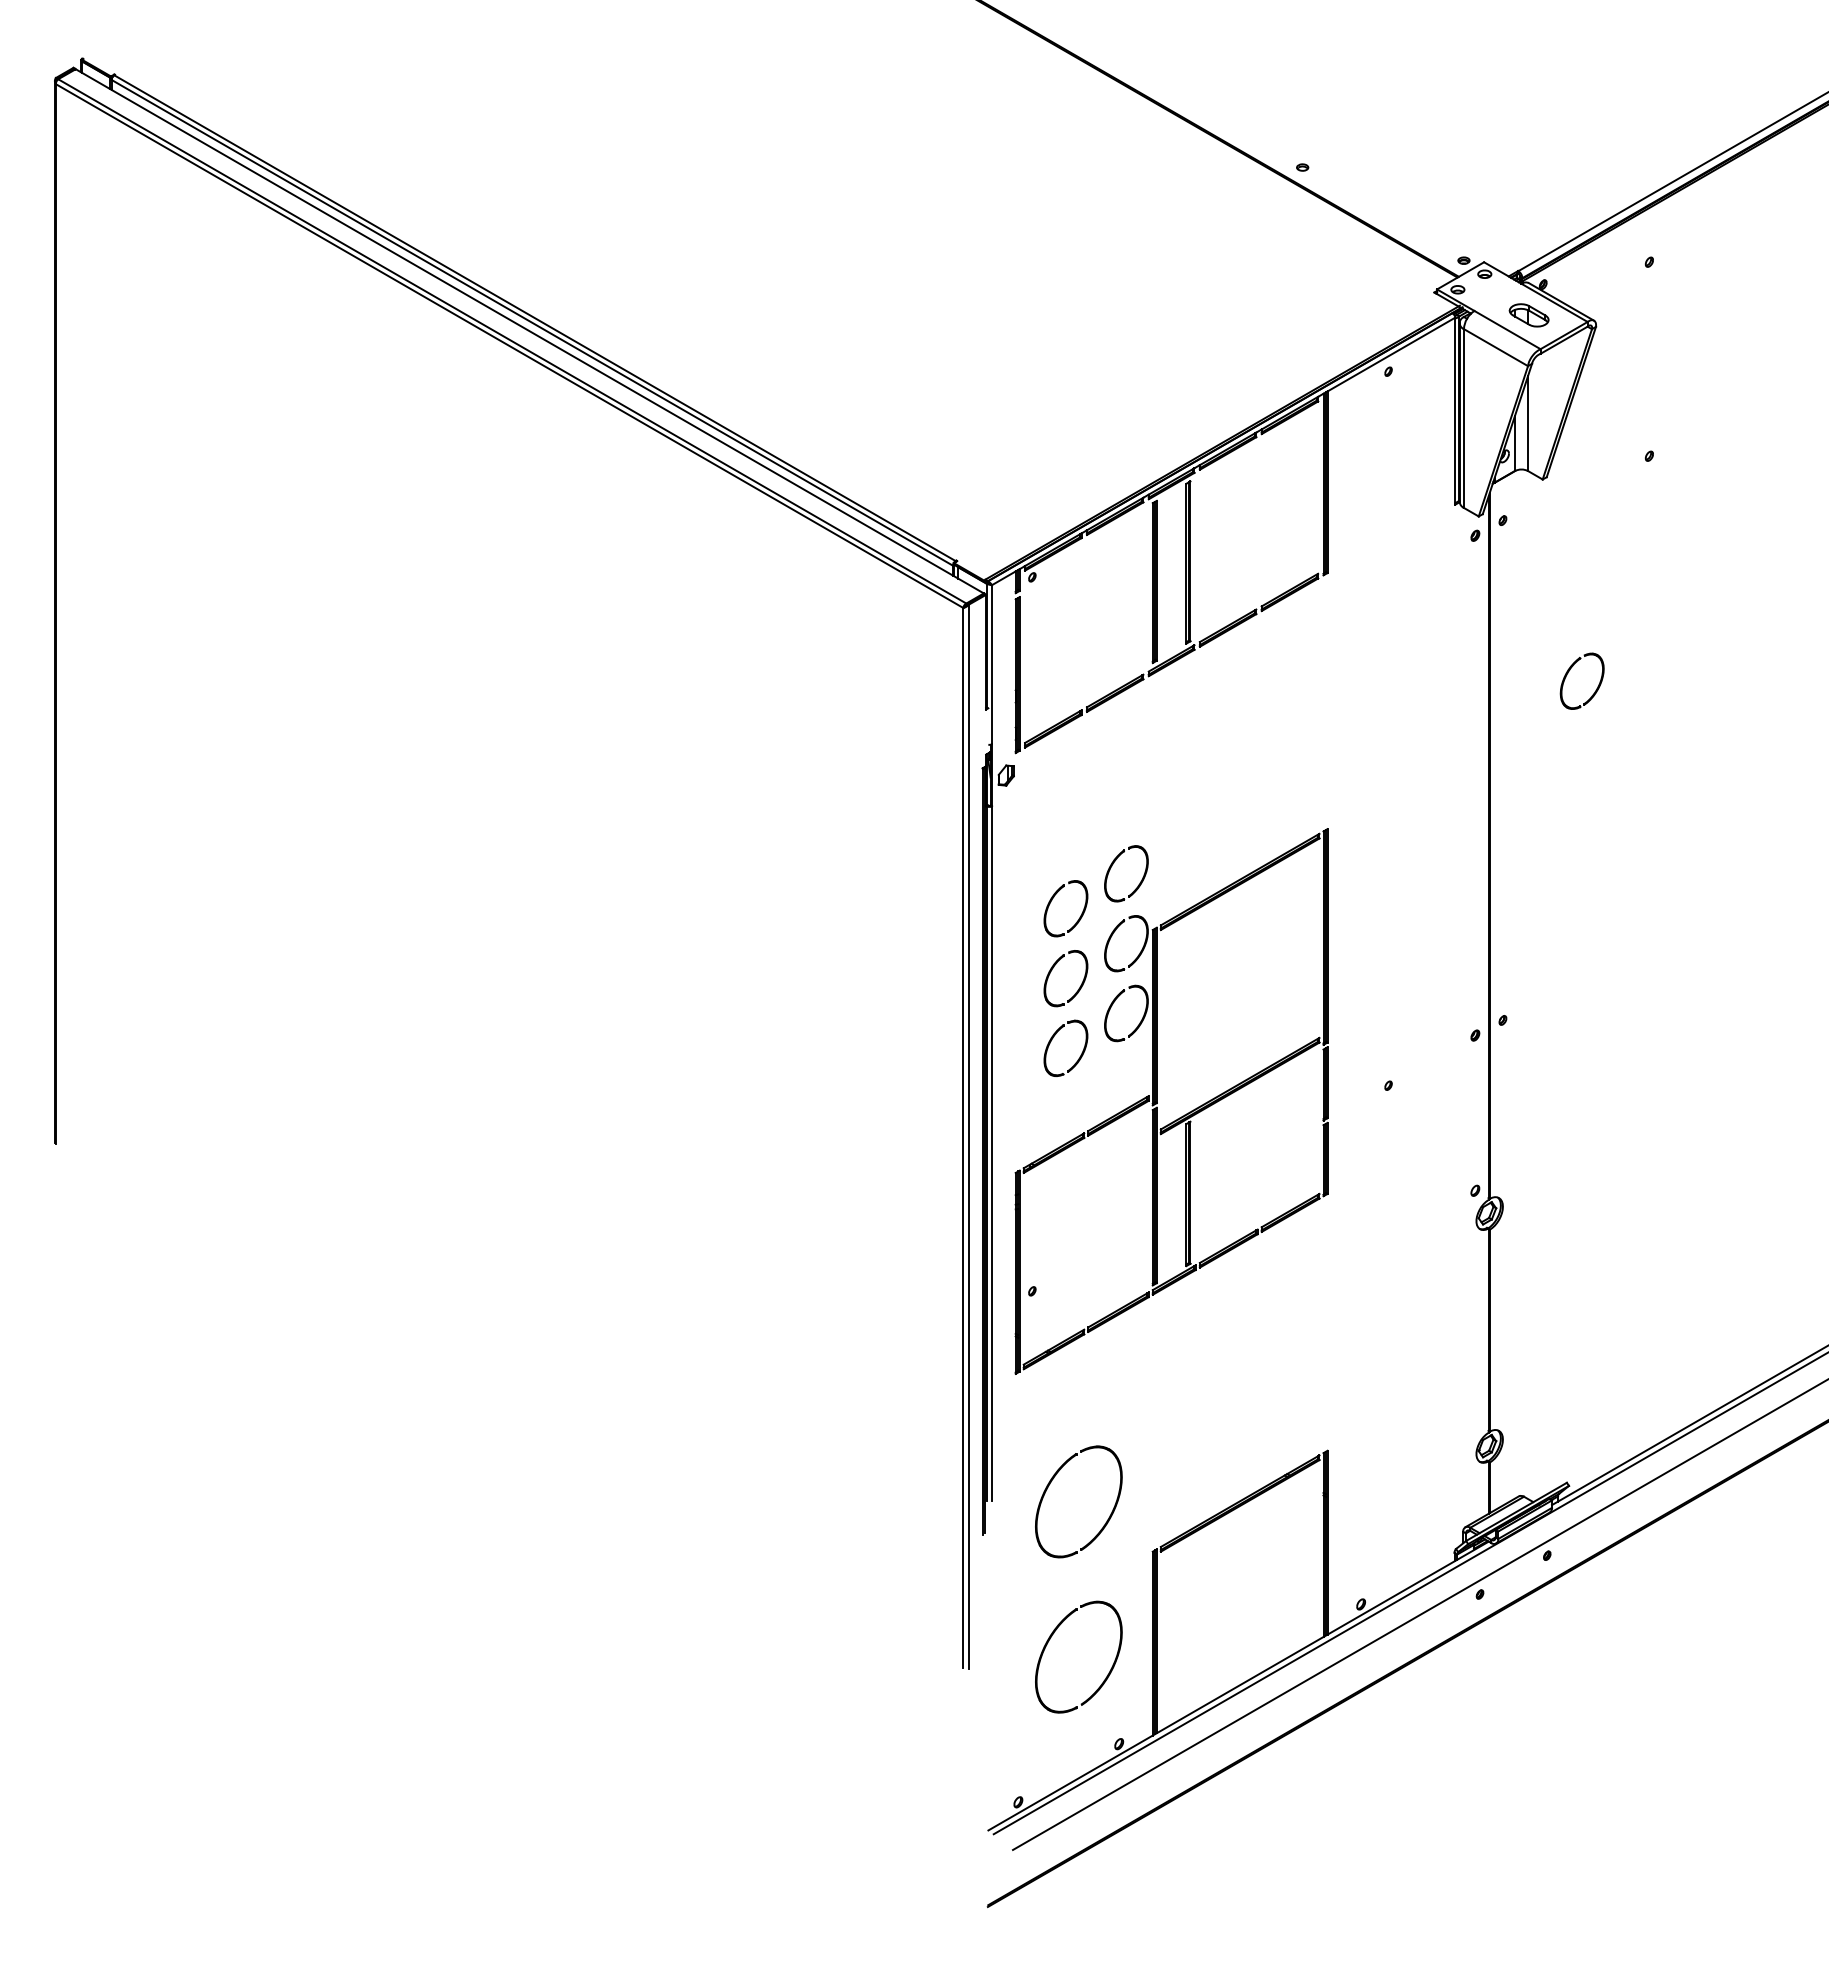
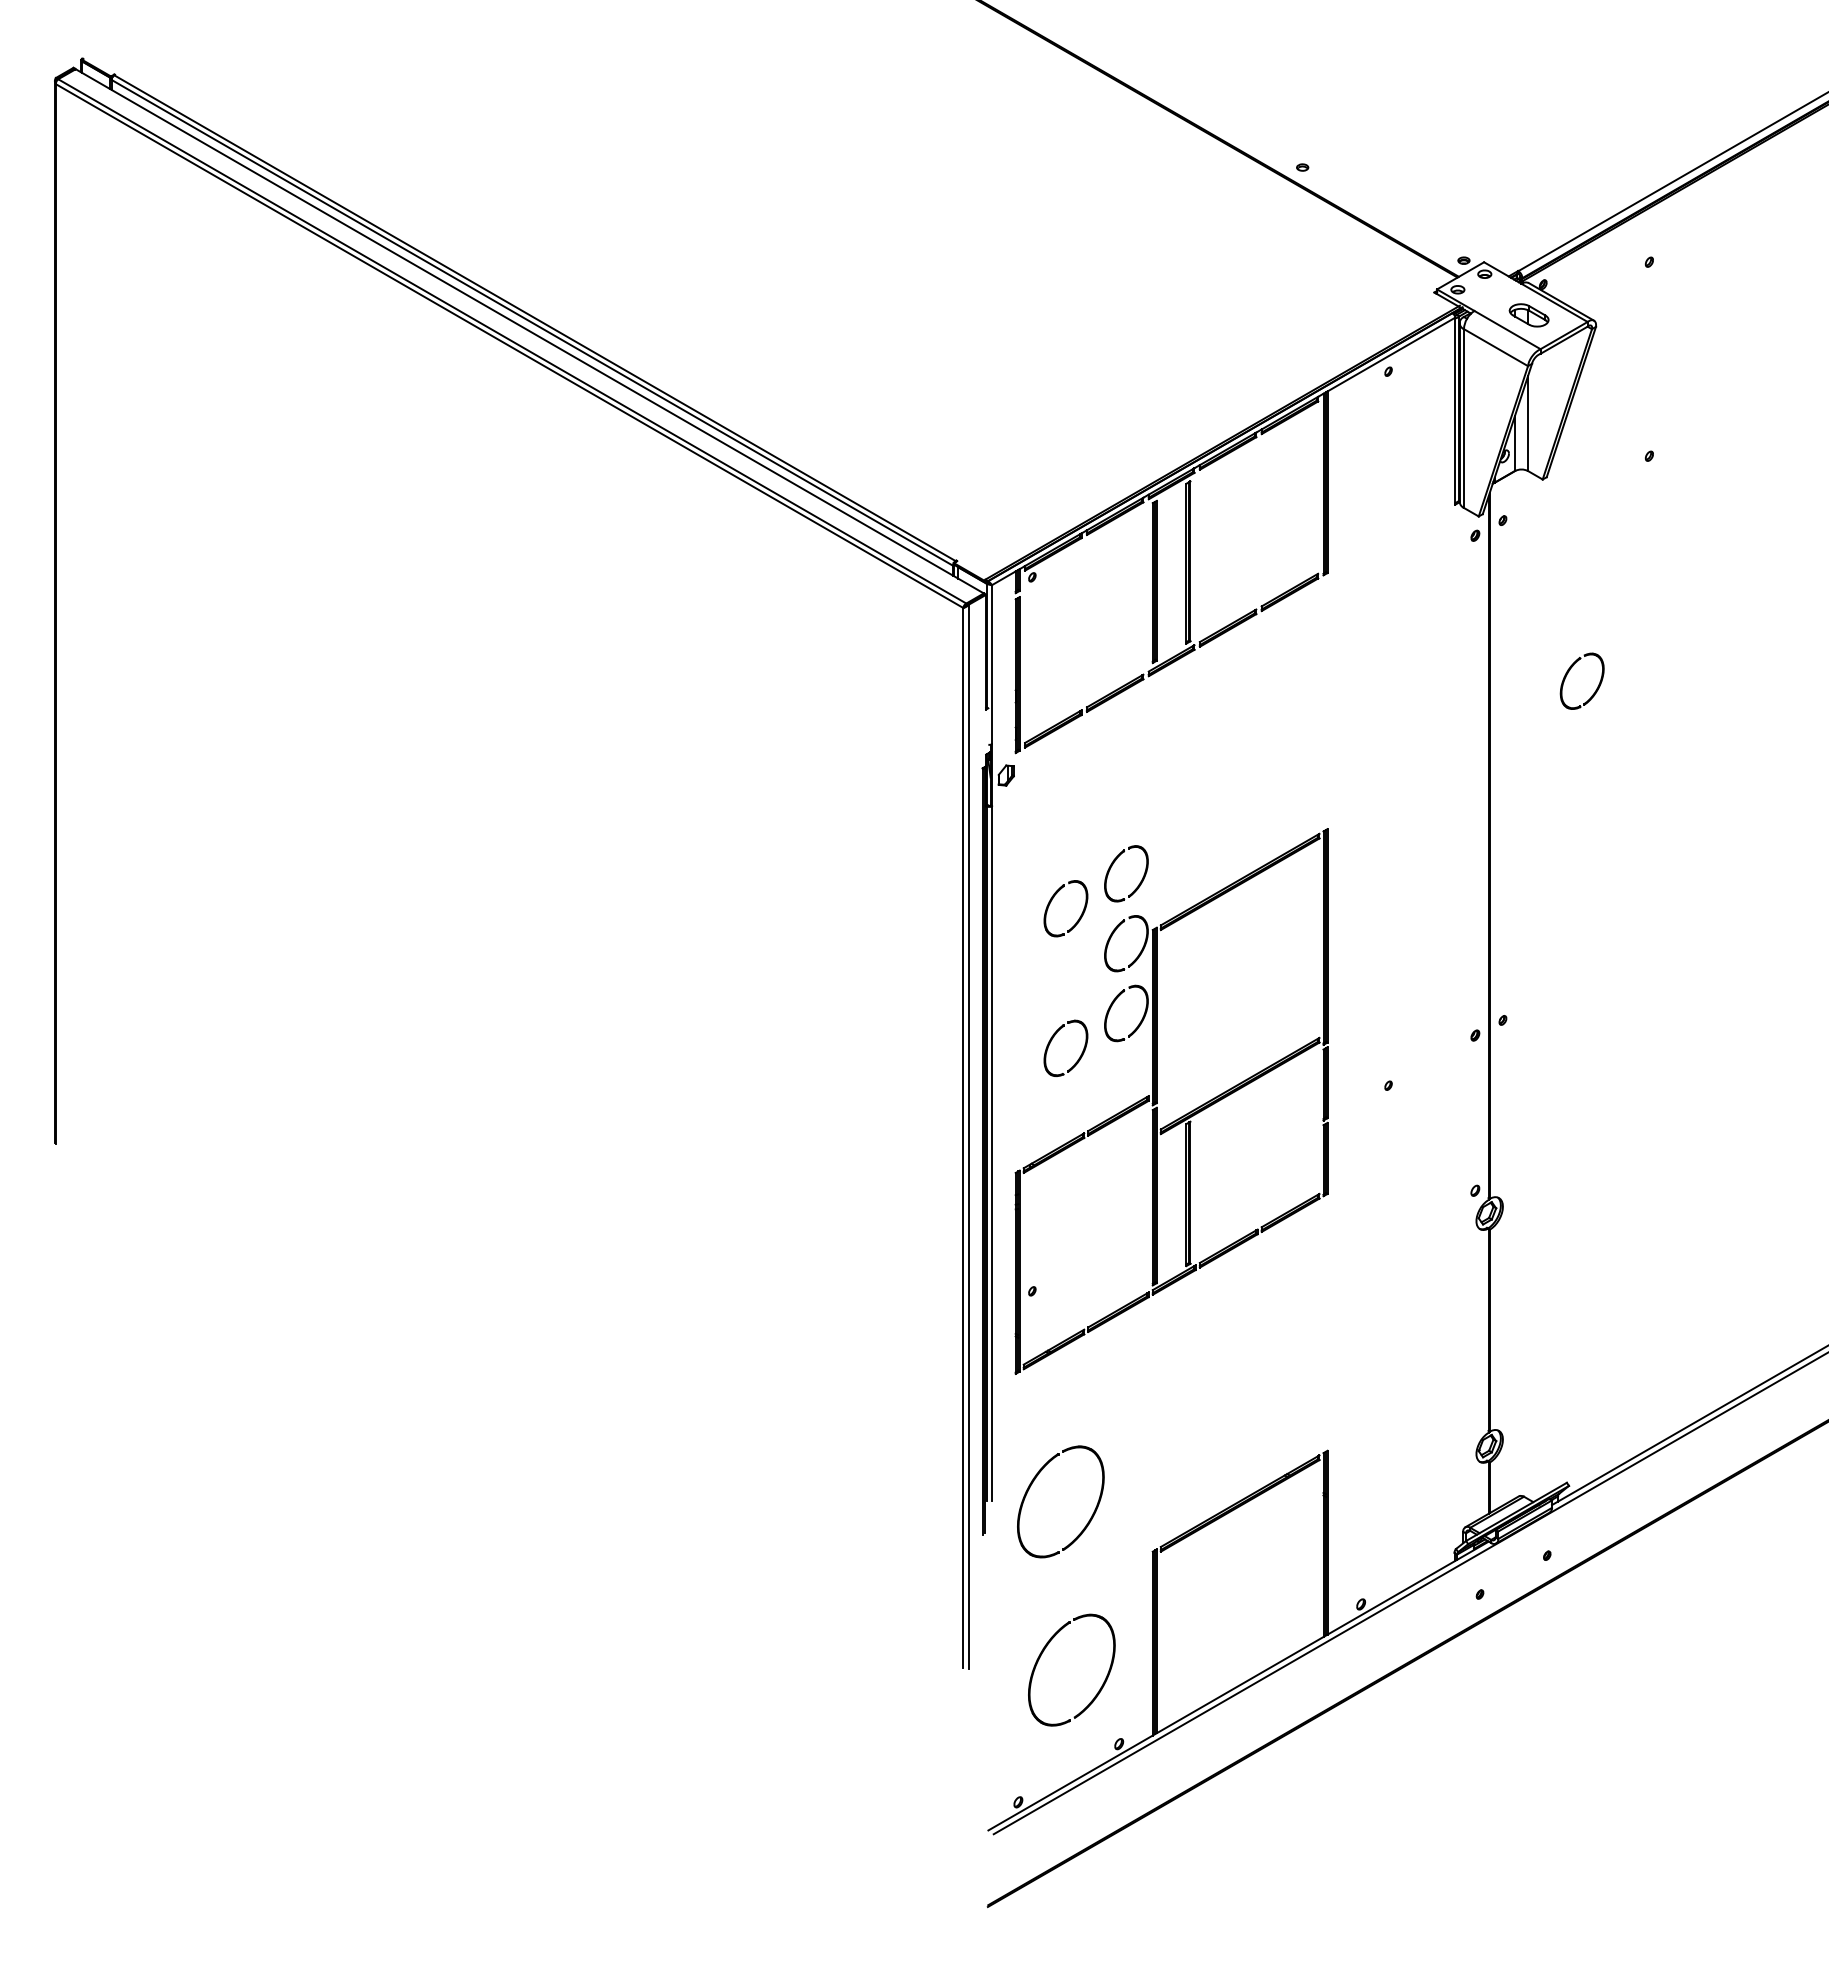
part: present -> none (1052, 970)
part position: (1050, 1484) -> (1032, 1484) (1032, 1484)
line: present -> none (1418, 1614)
part position: (1049, 1641) -> (1042, 1654) (1042, 1654)
